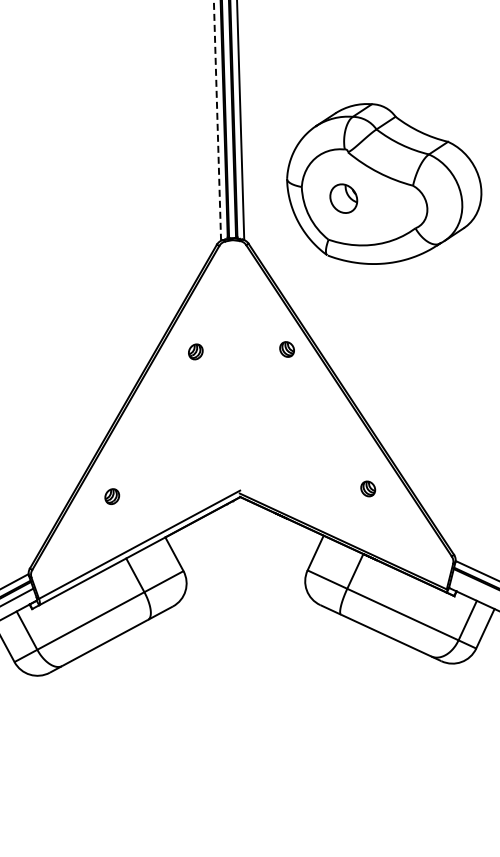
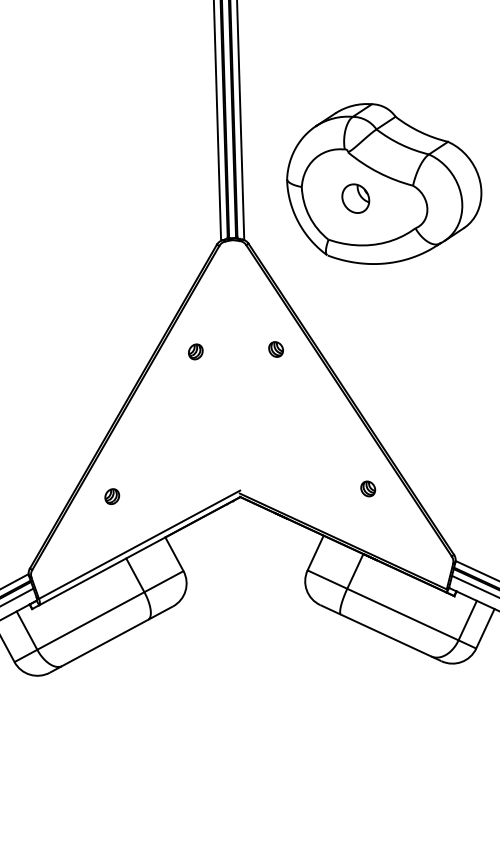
line: dashed -> solid (217, 120)
part position: (343, 198) -> (355, 198) (355, 198)
part position: (286, 349) -> (275, 349) (275, 349)
line: none -> present (474, 585)
